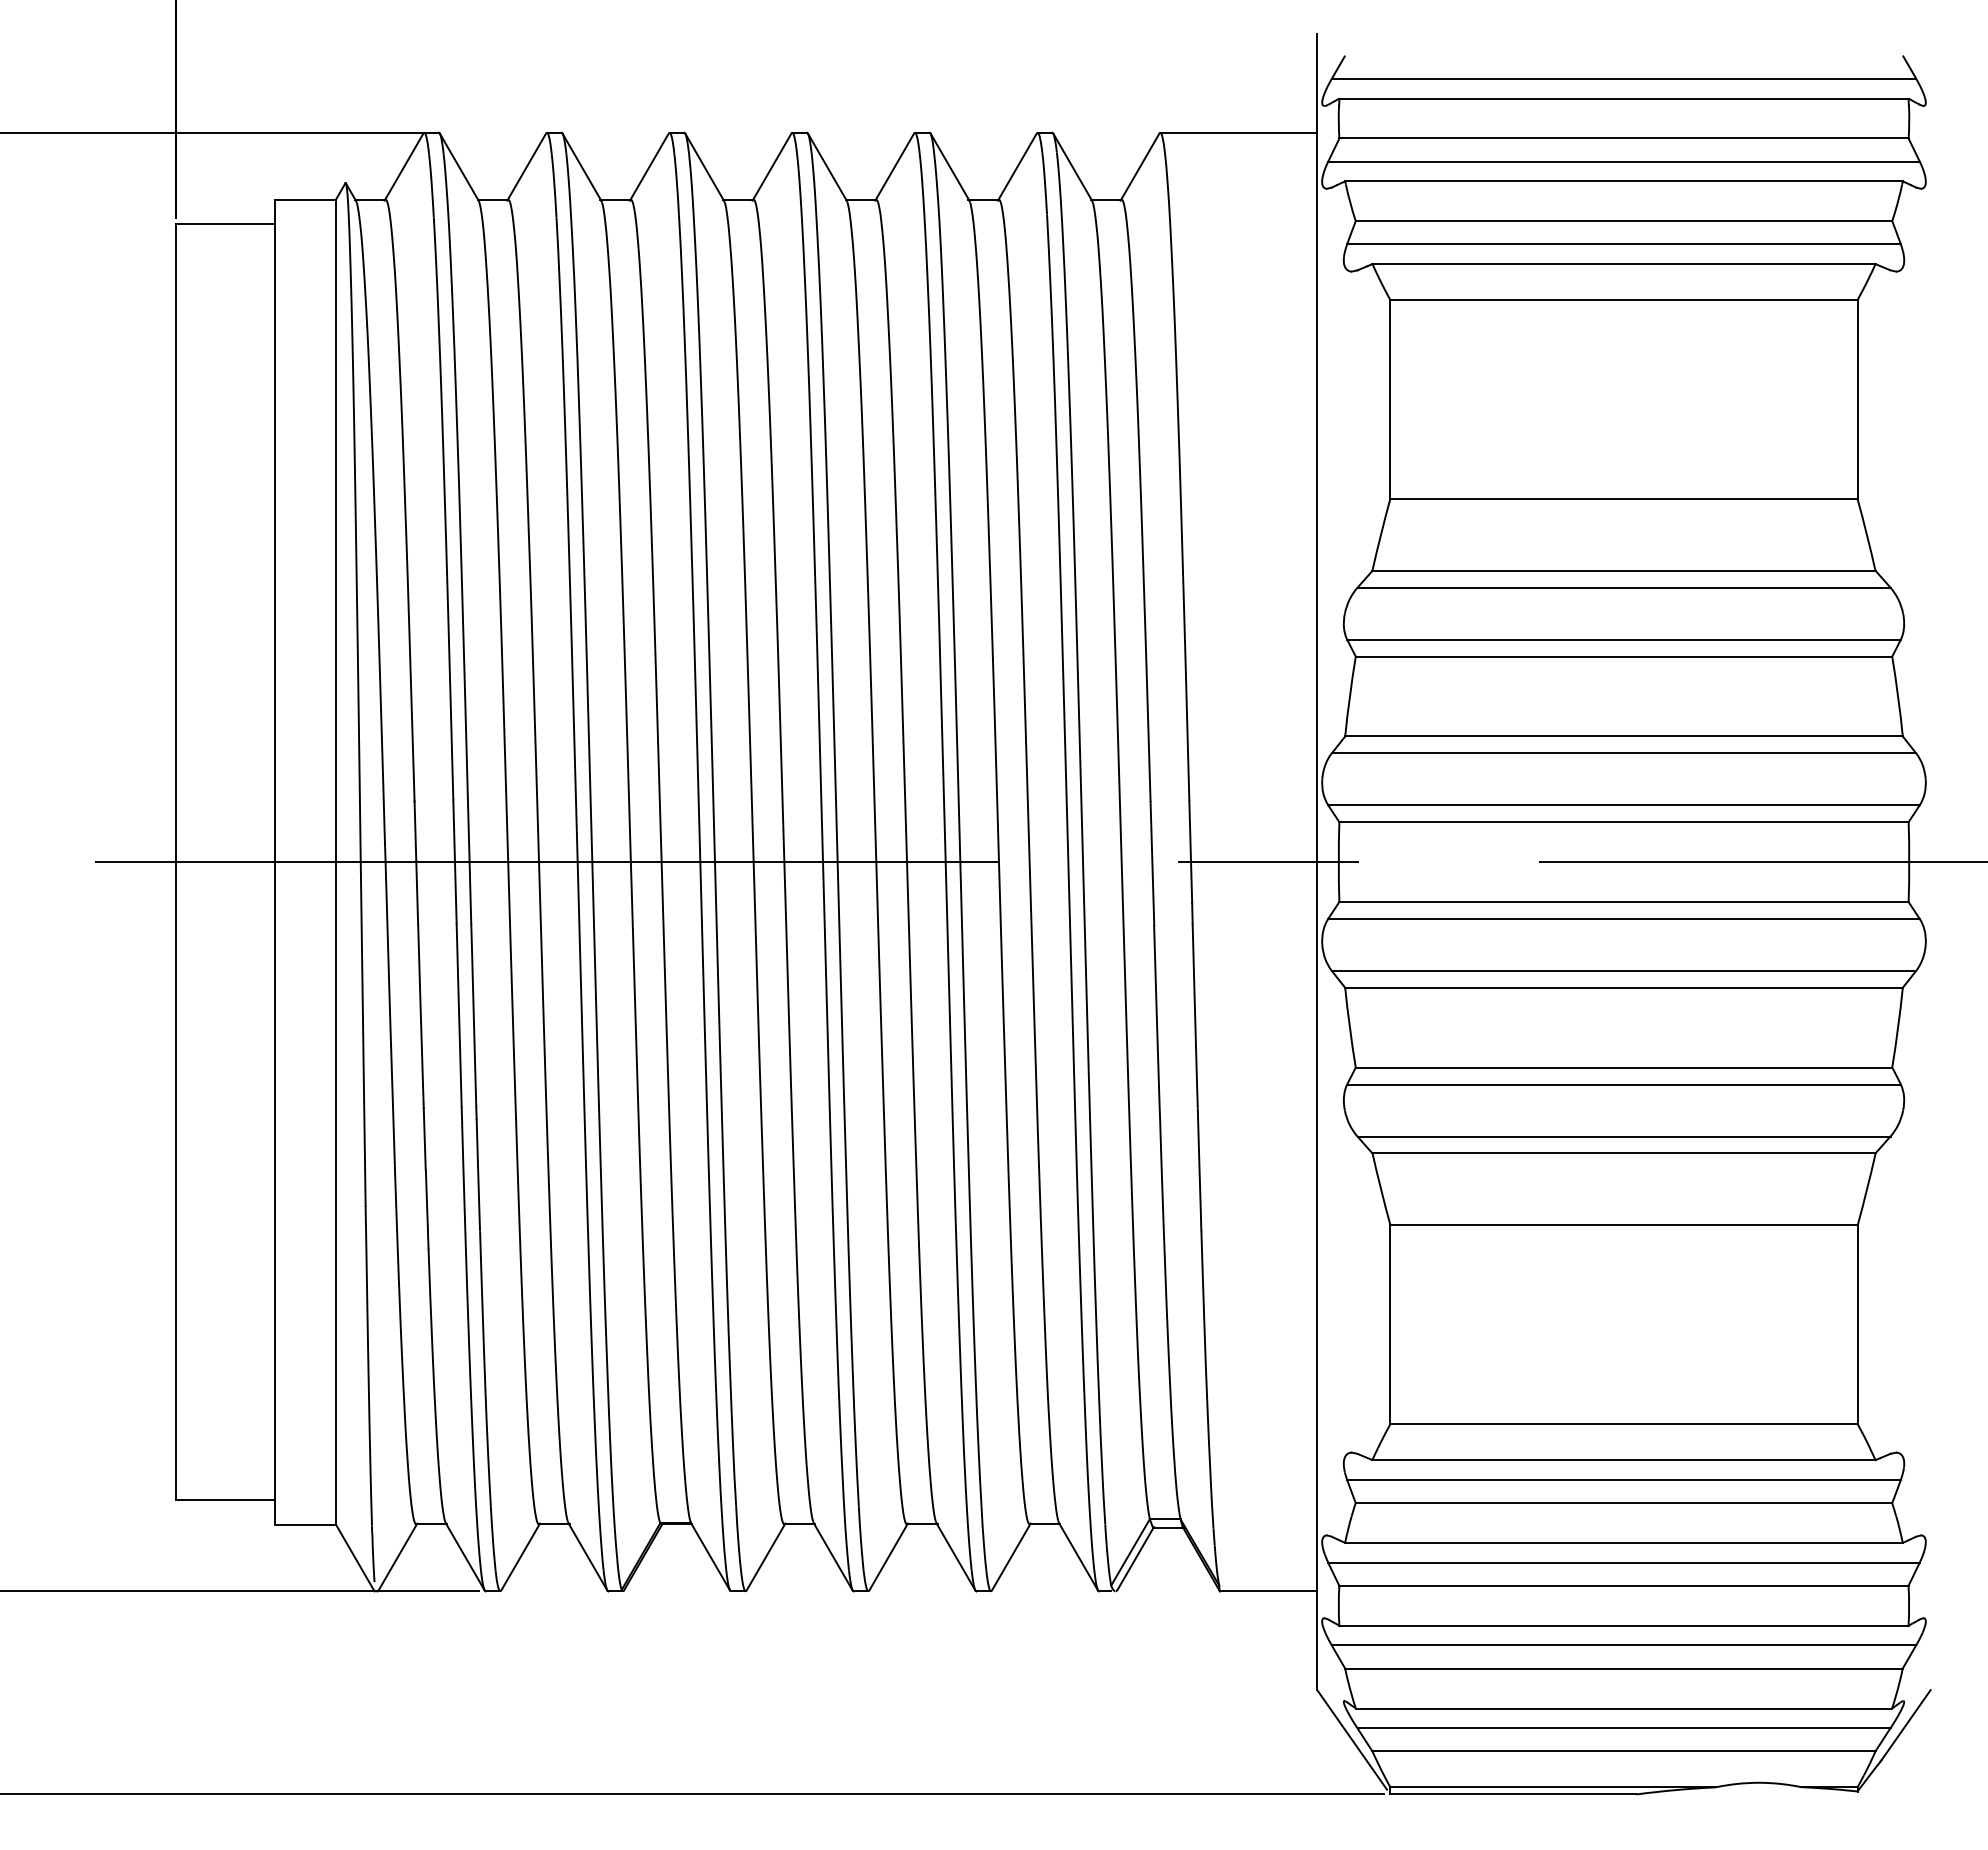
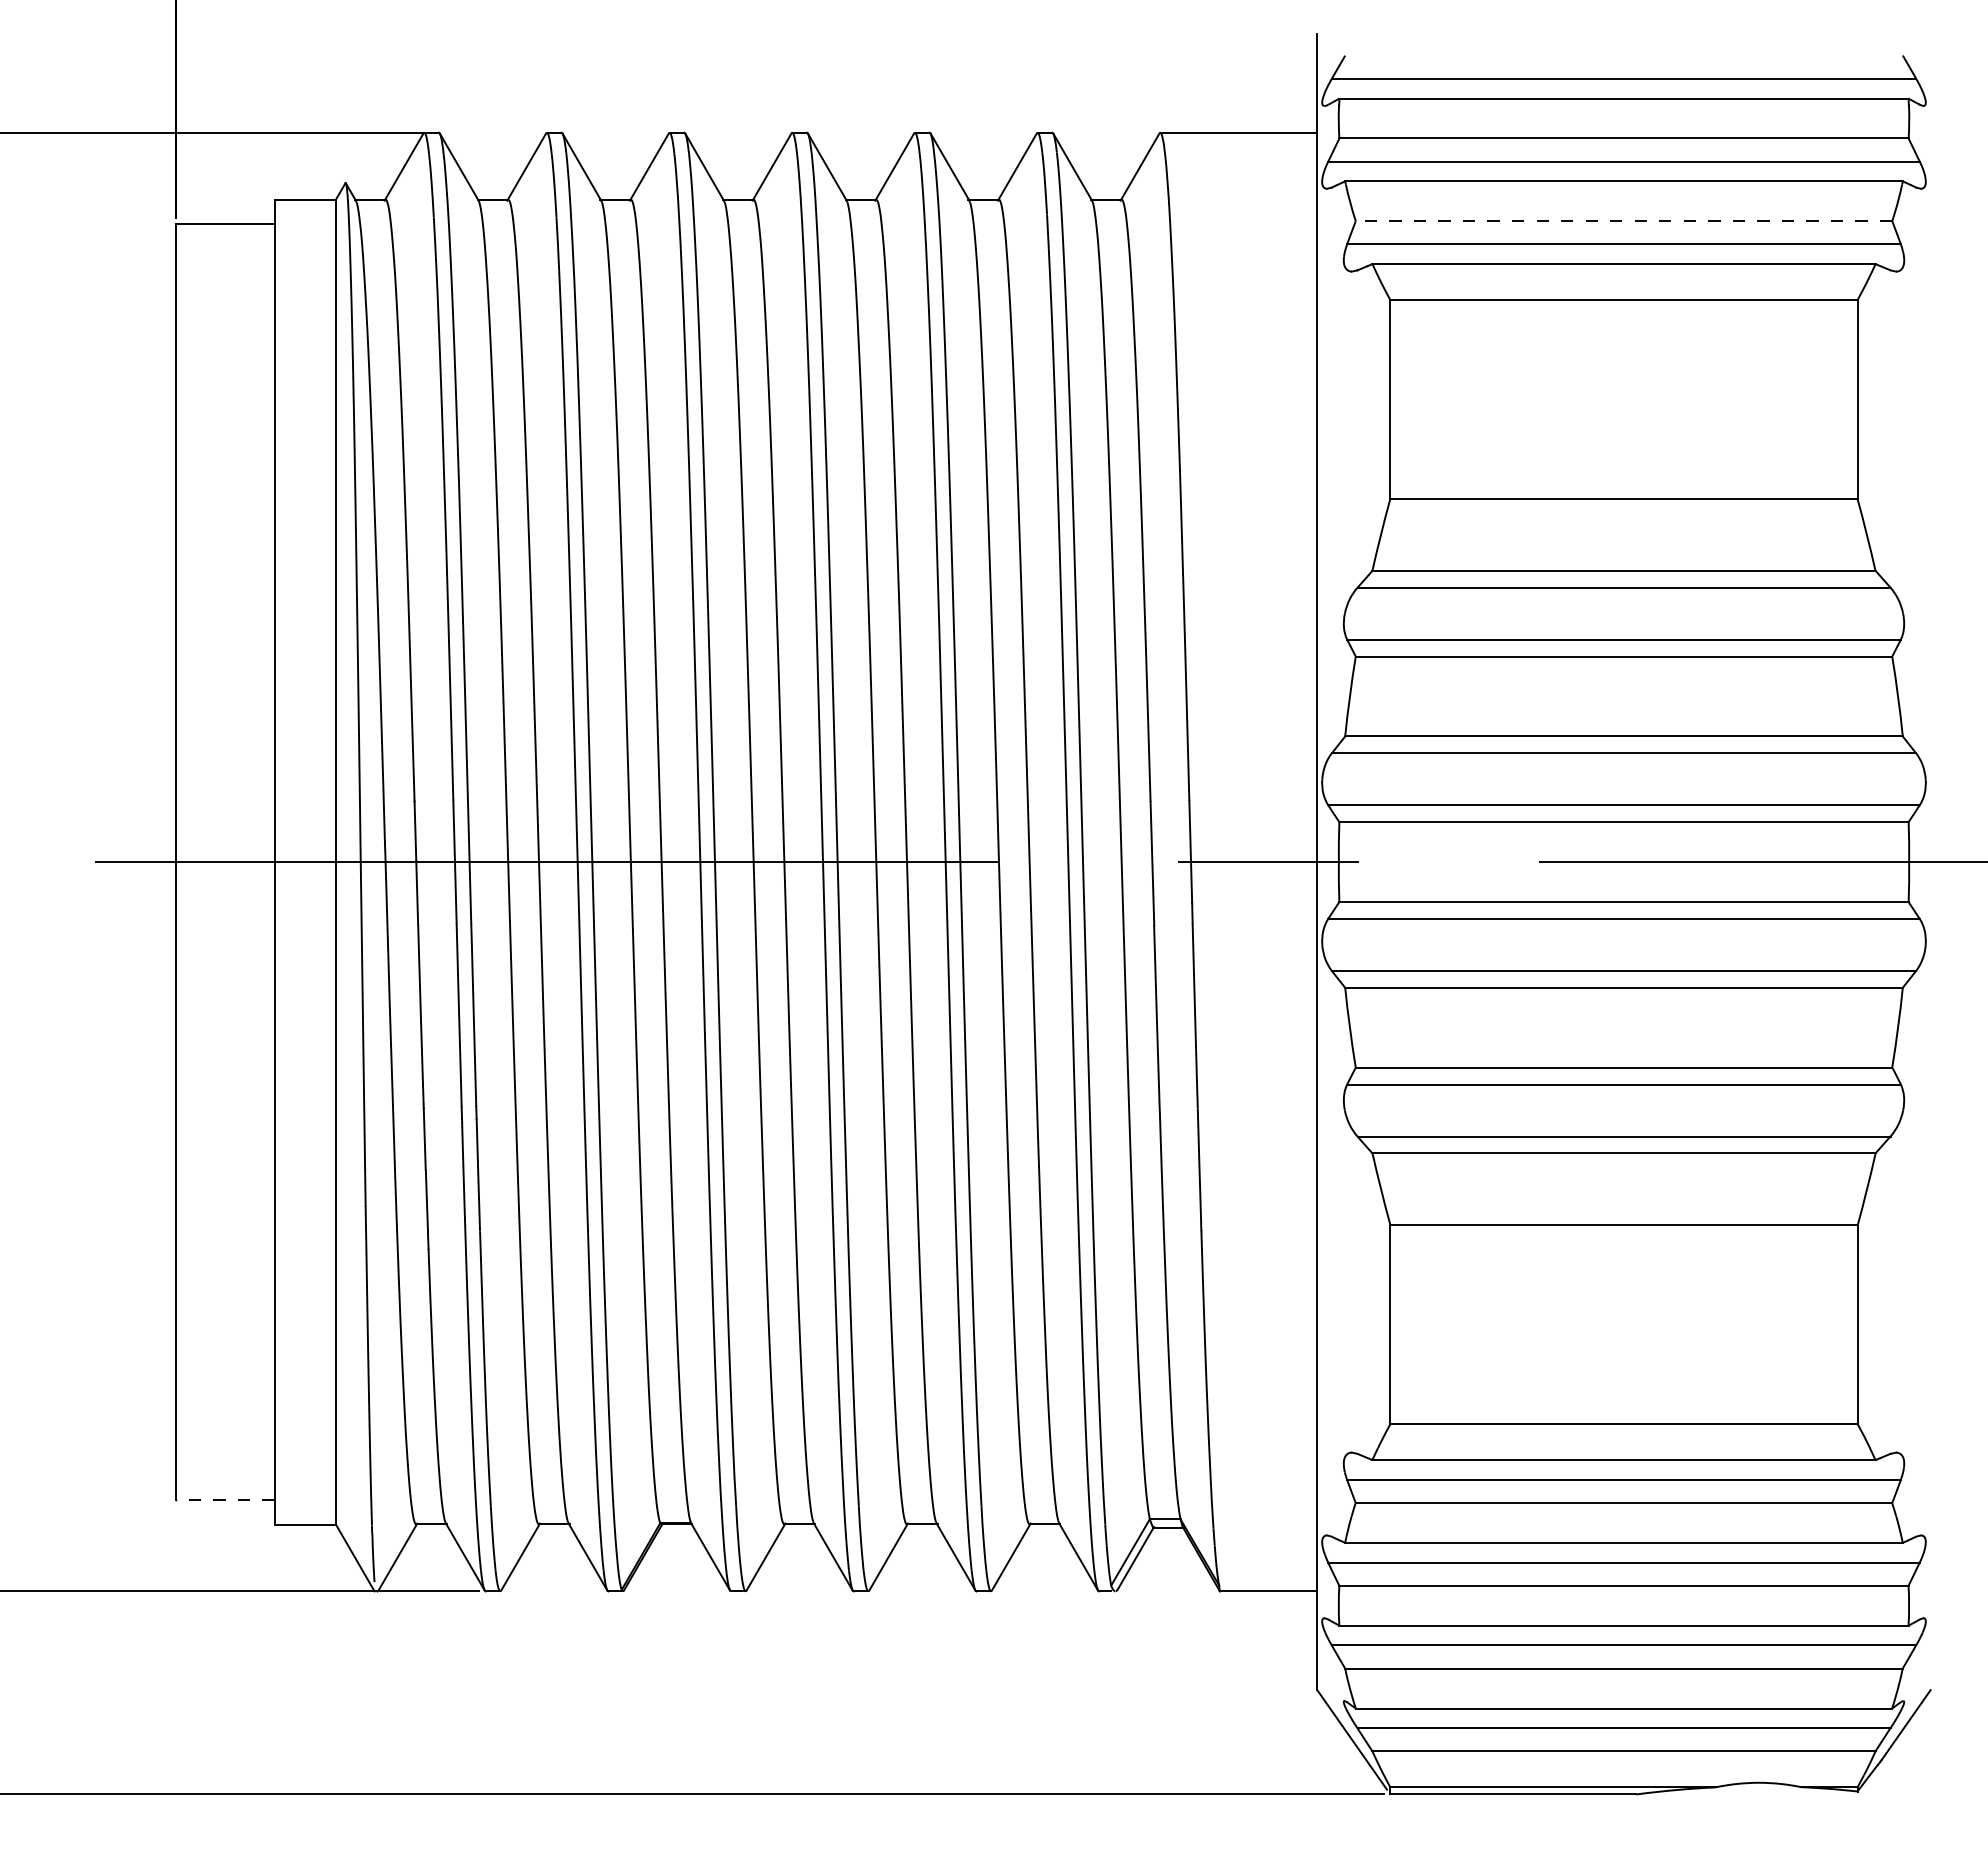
line: solid -> dashed (1623, 221)
line: solid -> dashed (225, 1499)
